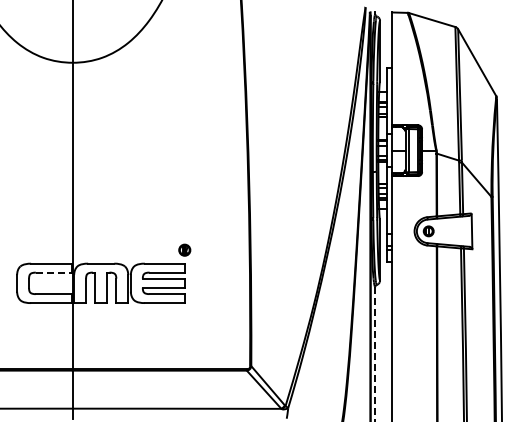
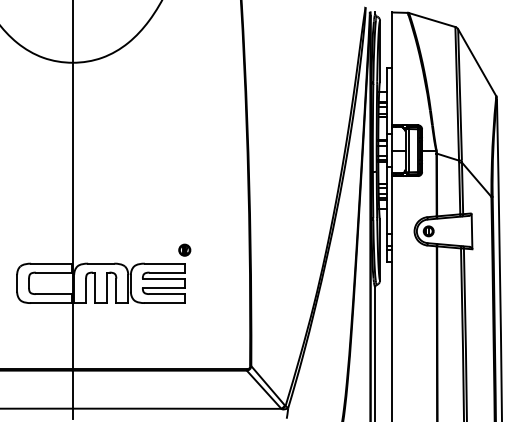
line: dashed -> solid (53, 272)
line: dashed -> solid (375, 354)
